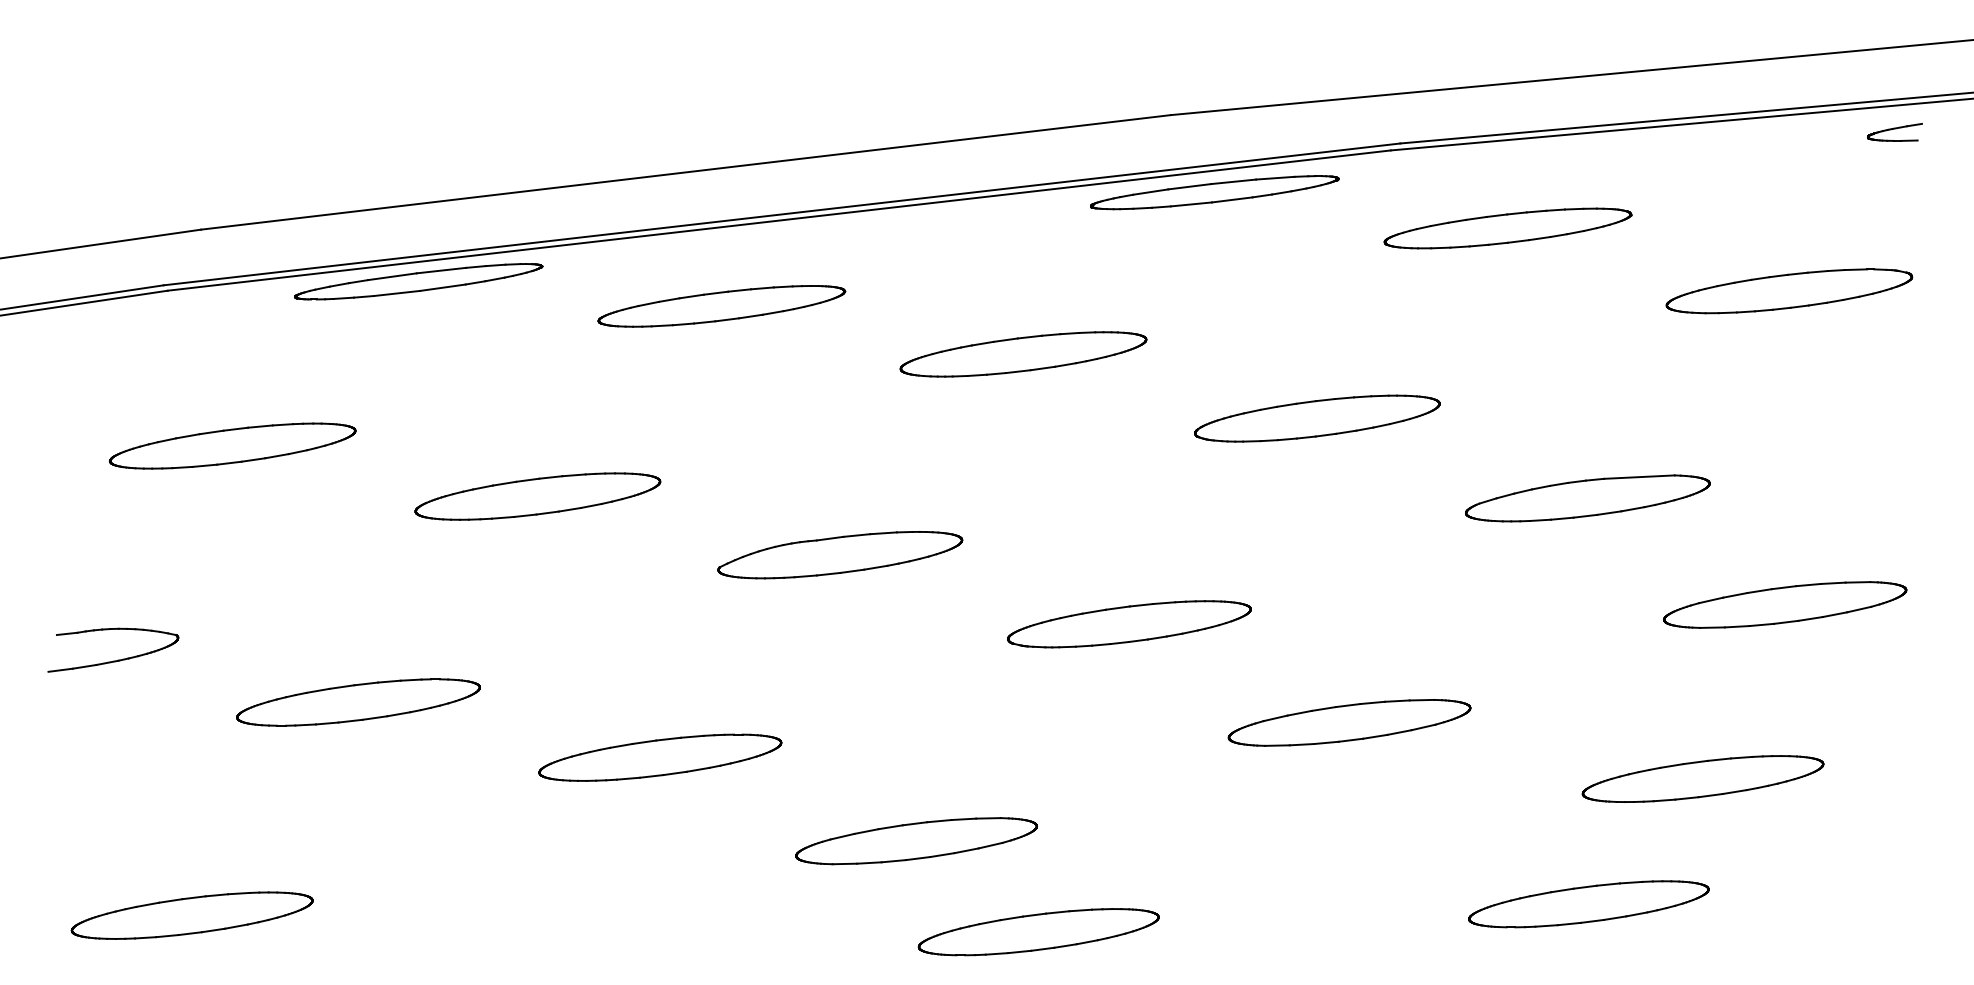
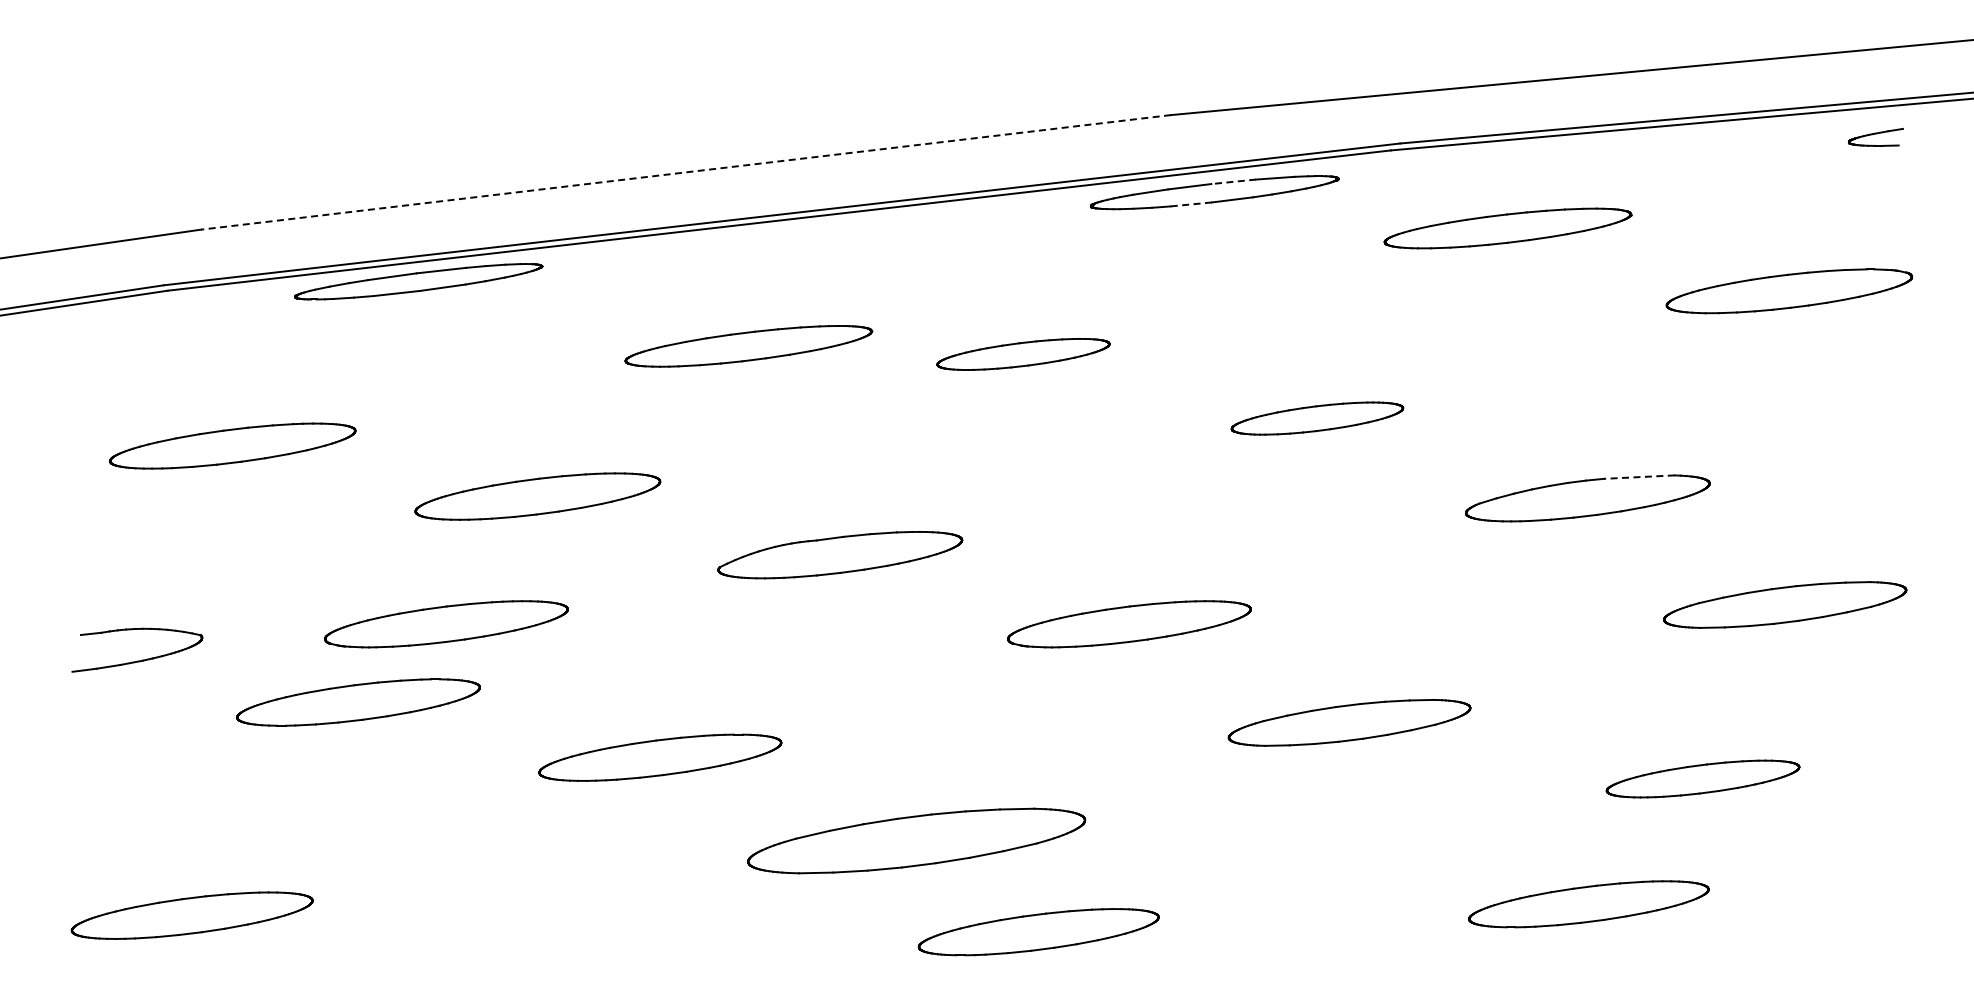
part position: (1894, 132) -> (1875, 137) (1875, 137)
line: solid -> dashed (685, 172)
line: solid -> dashed (1233, 181)
line: solid -> dashed (1191, 204)
part position: (721, 306) -> (748, 346) (748, 346)
part size: 249x47 px -> 175x33 px (1023, 354)
part size: 247x49 px -> 175x35 px (1317, 418)
line: solid -> dashed (1638, 477)
part: none -> present (446, 624)
part position: (113, 660) -> (137, 660) (137, 660)
part size: 244x48 px -> 196x40 px (1702, 778)
part size: 243x49 px -> 340x68 px (916, 840)
